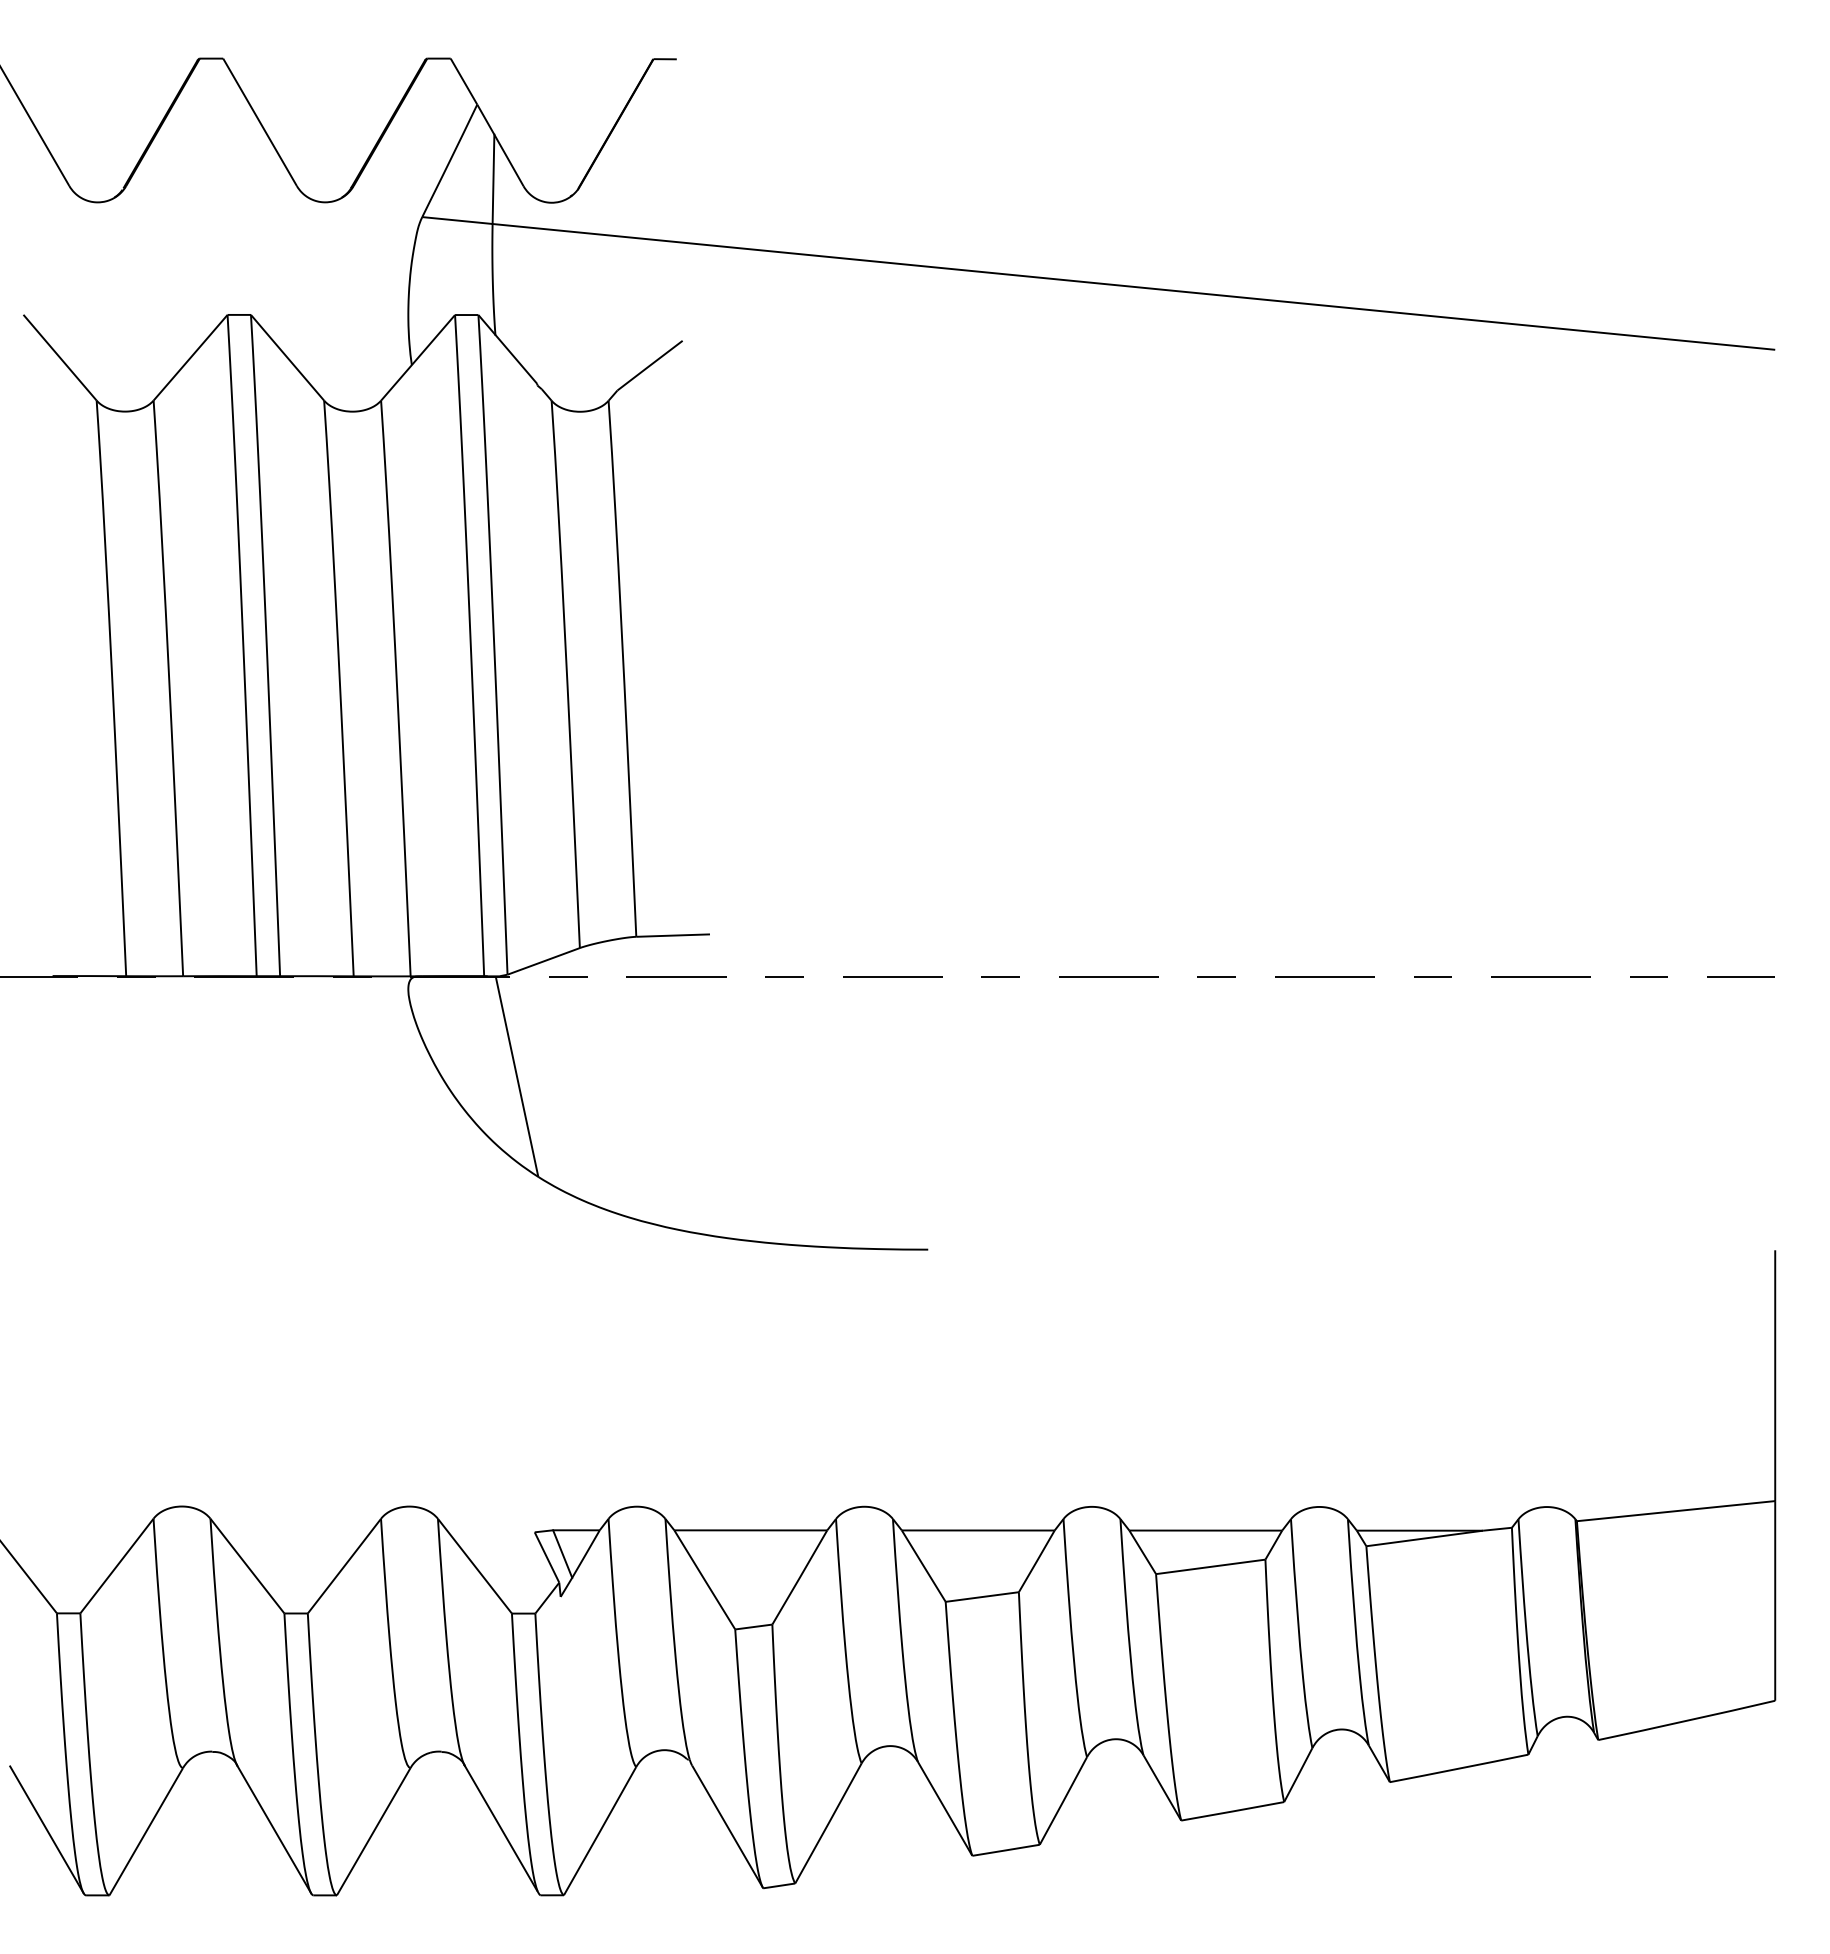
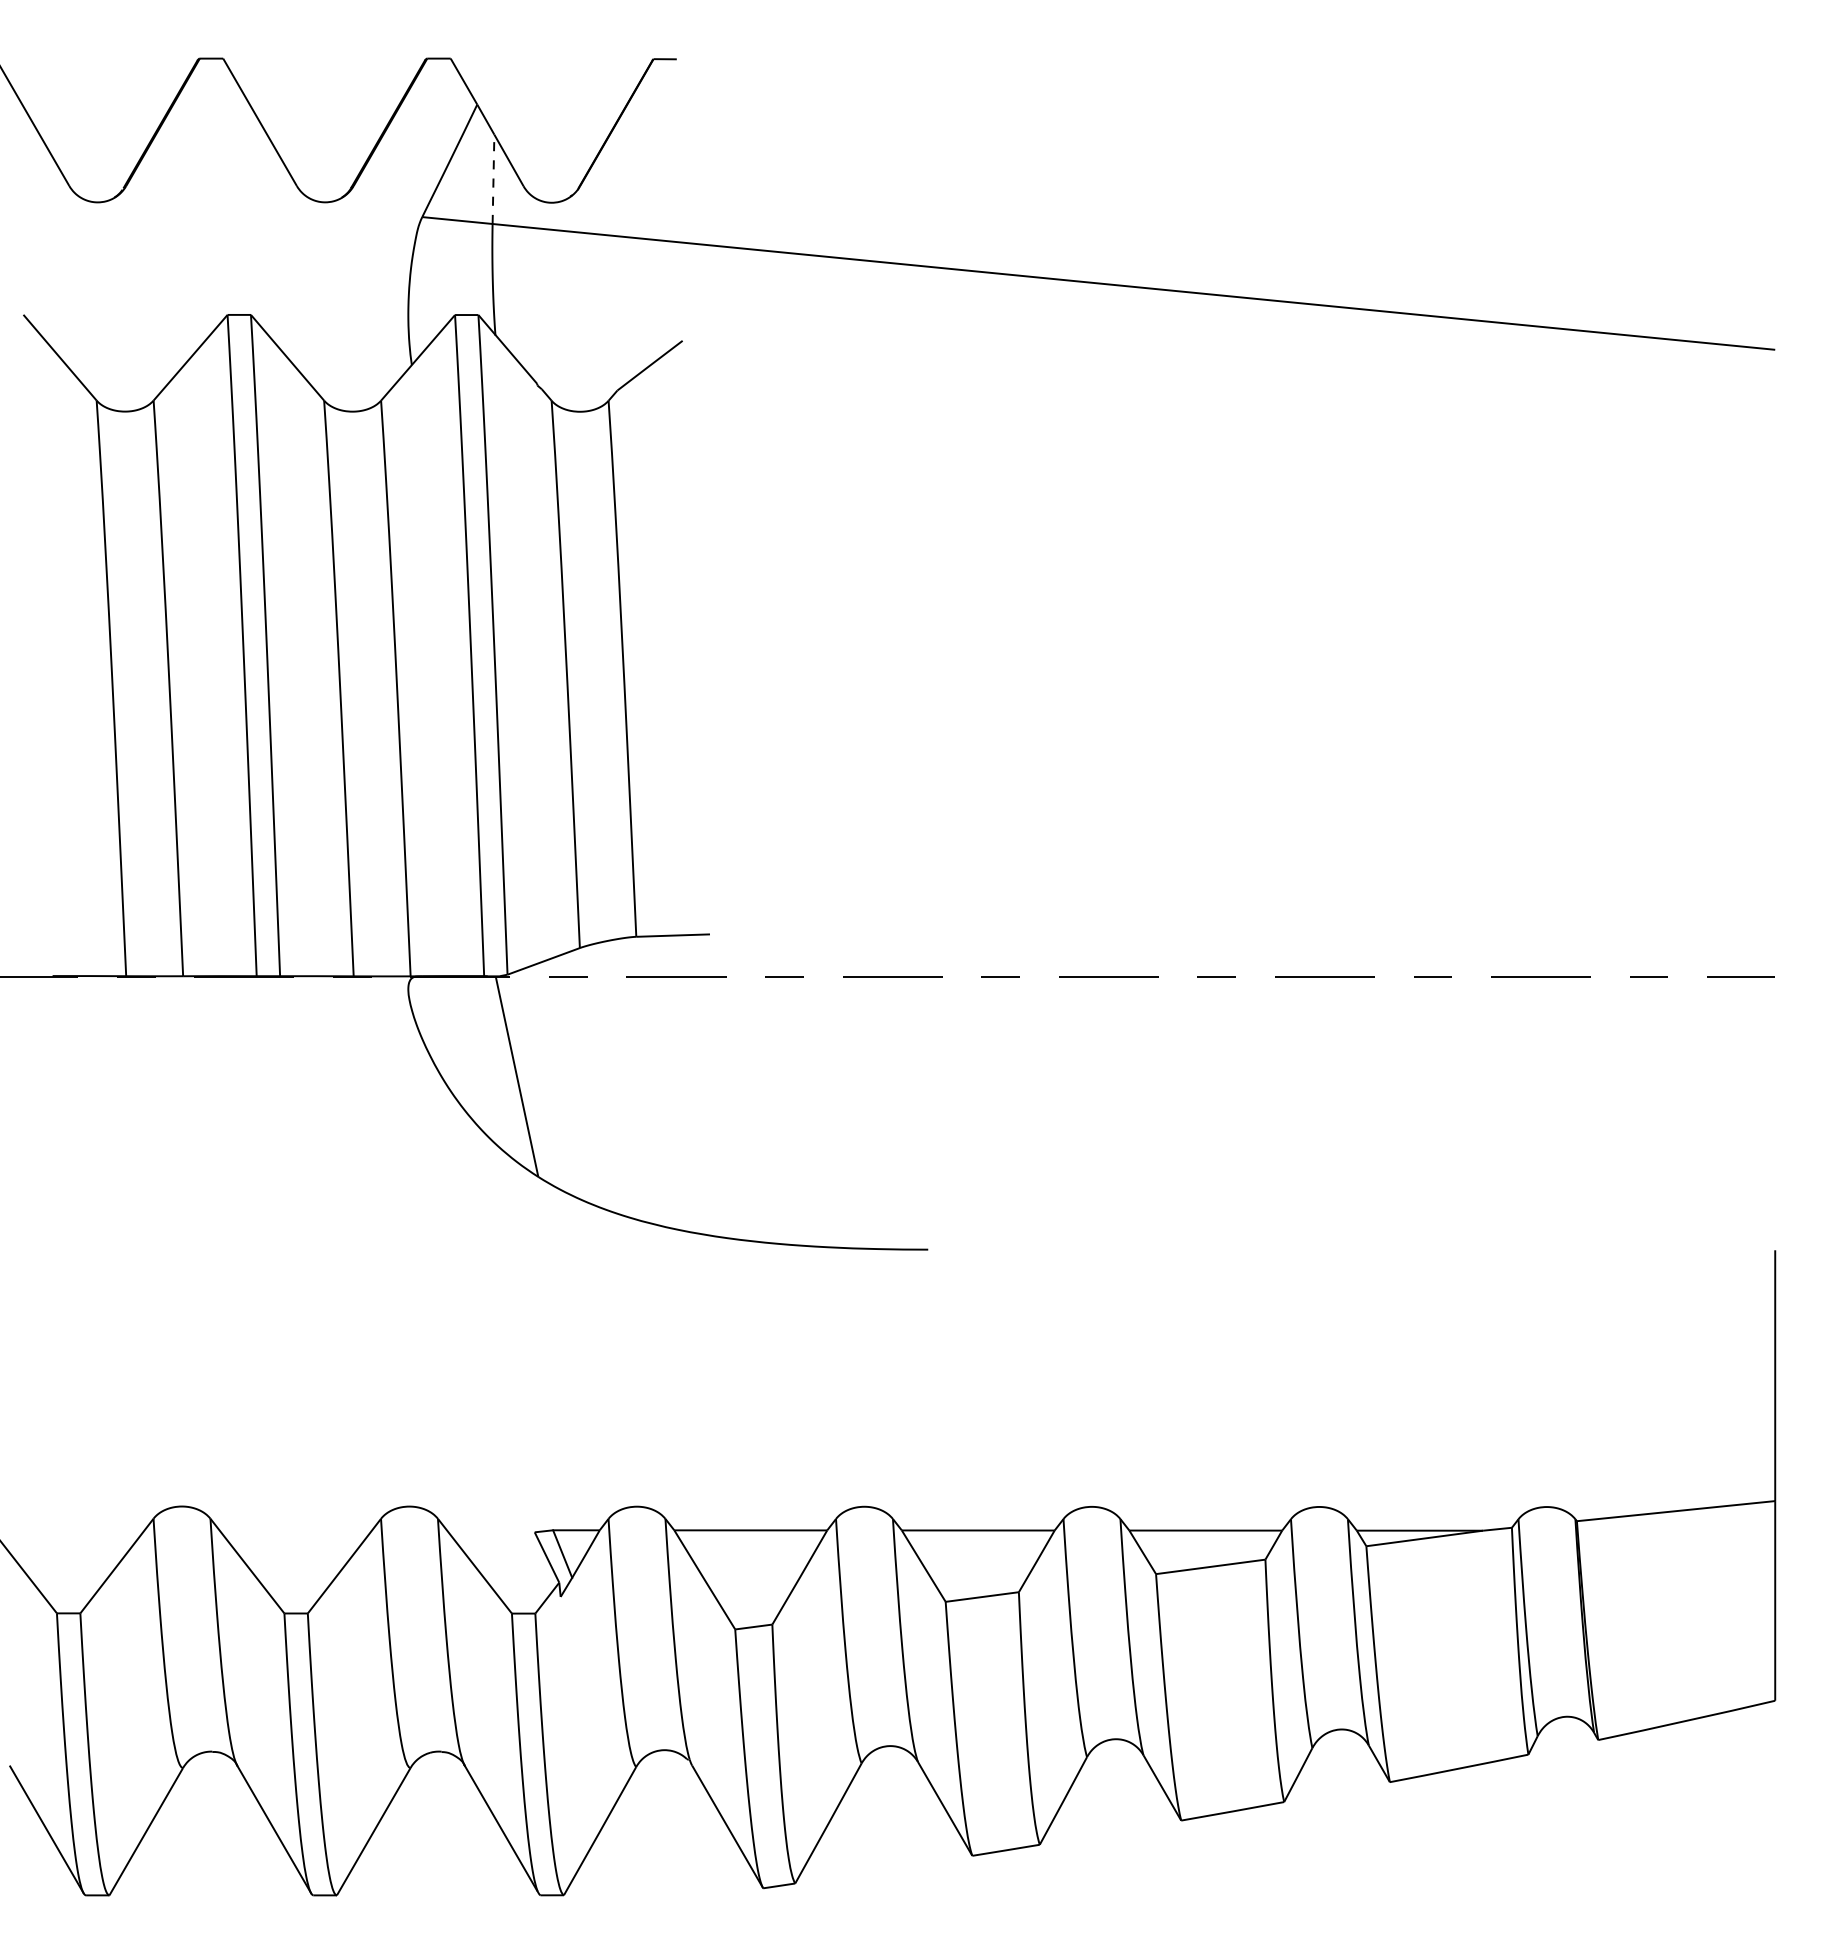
line: solid -> dashed (493, 179)
